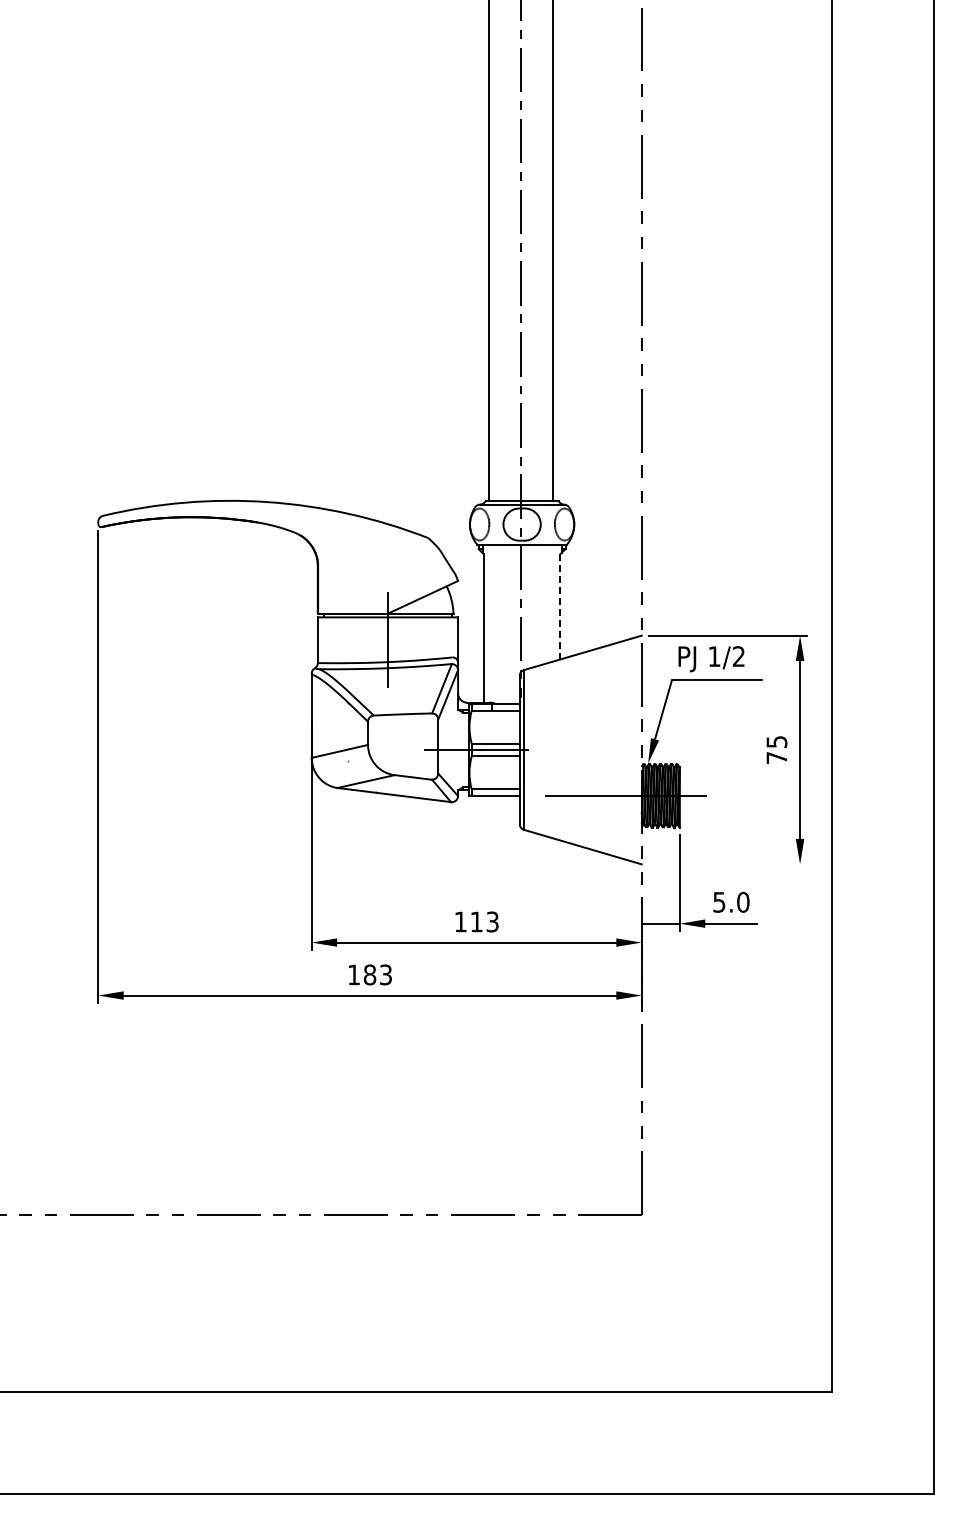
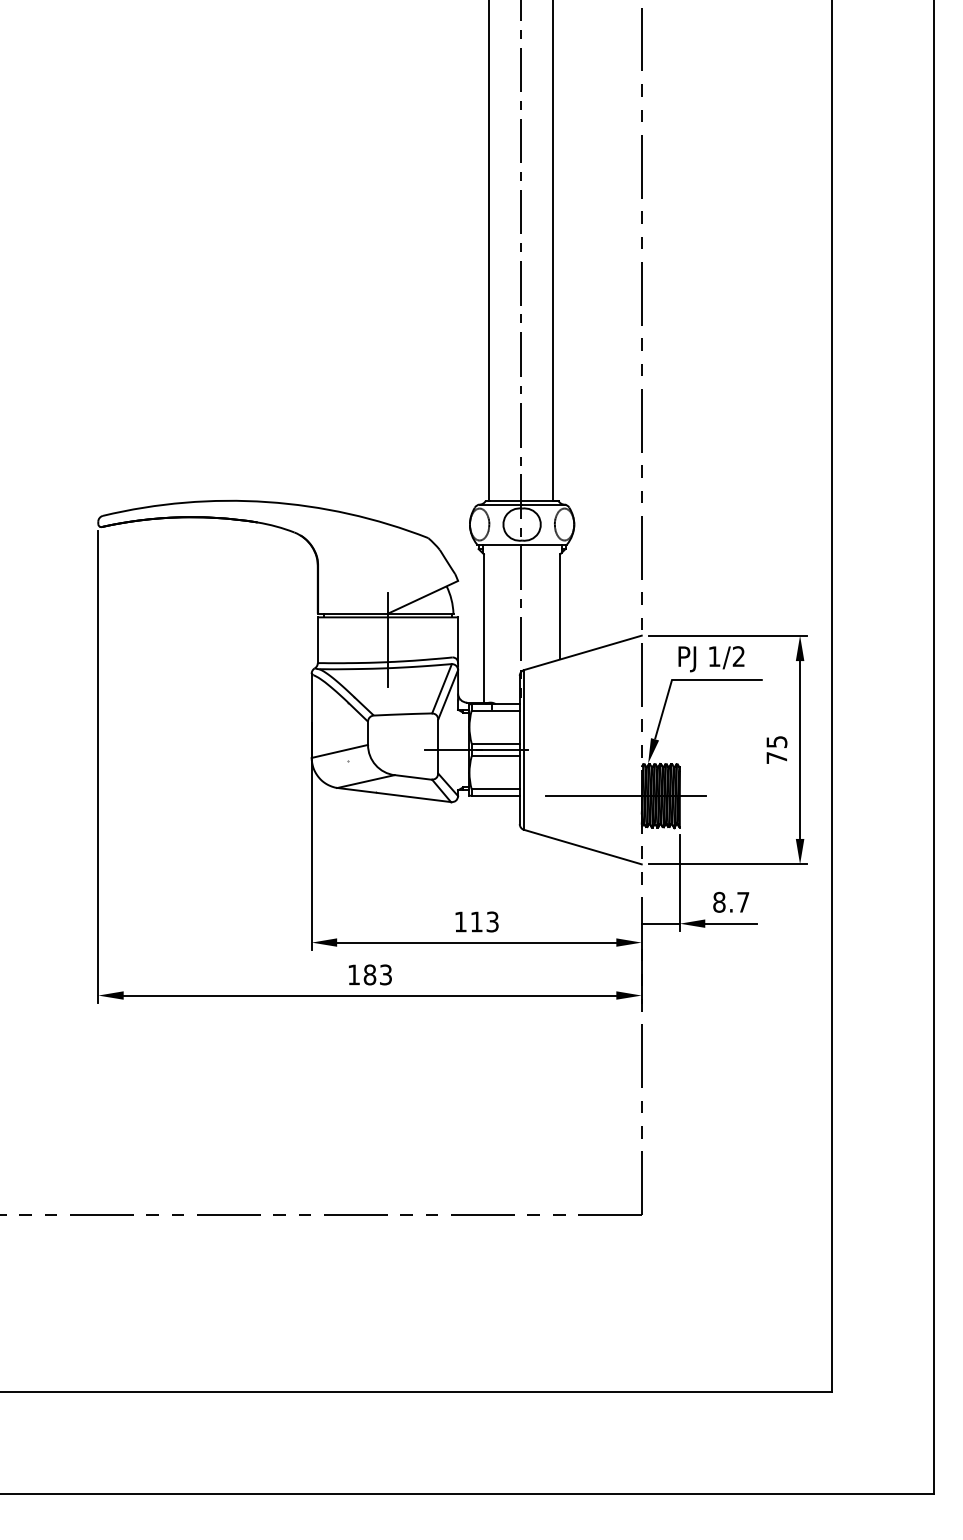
line: dashed -> solid (560, 606)
line: none -> present (727, 864)
text: 5.0 -> 8.7 (731, 901)
